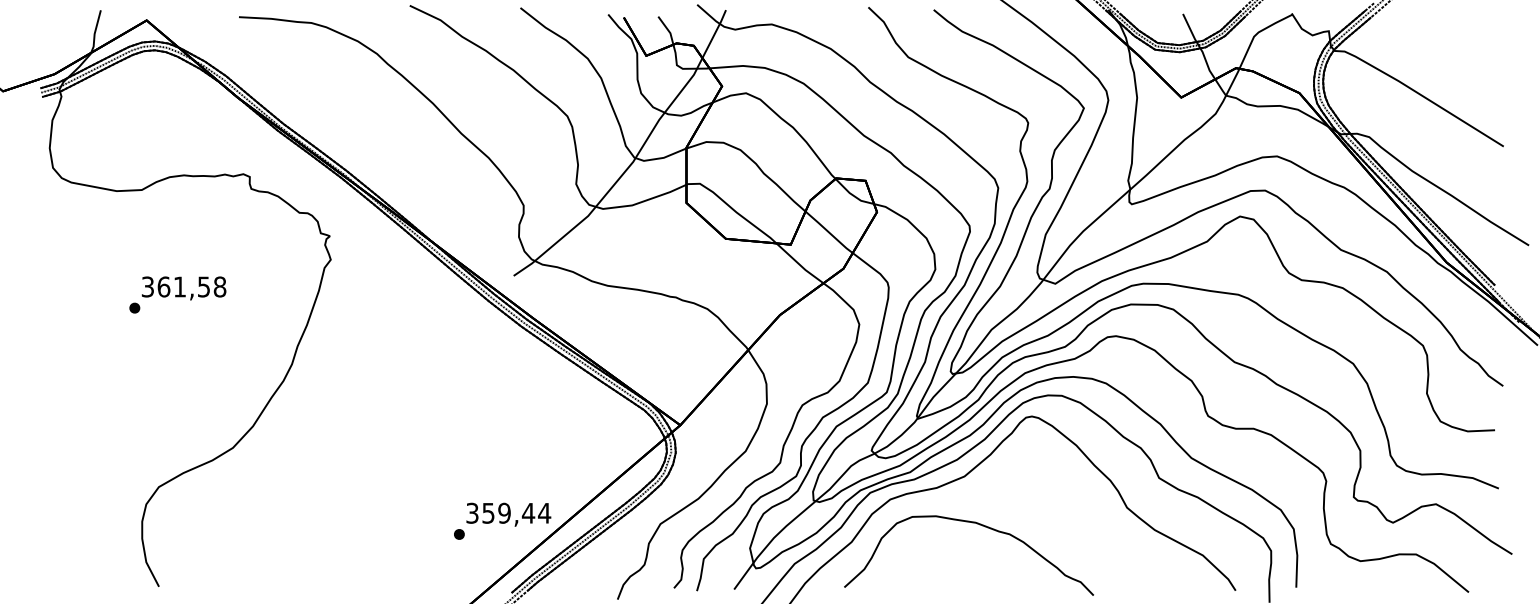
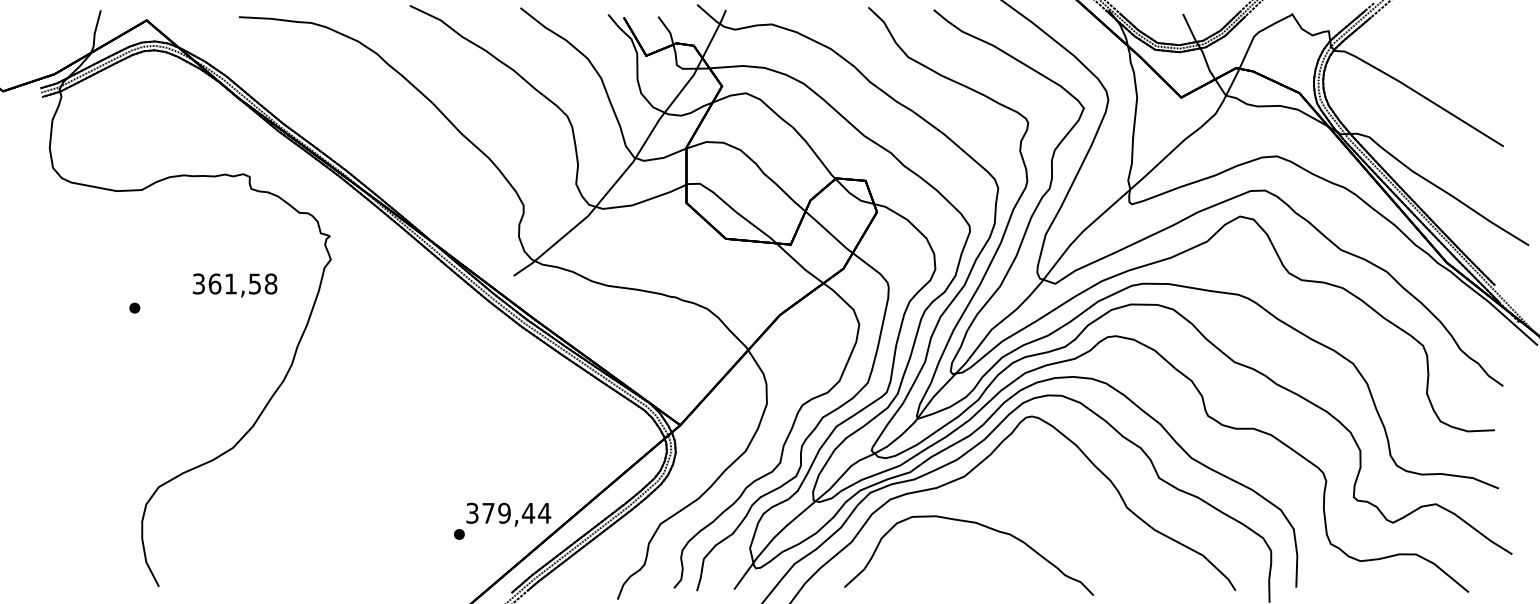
text position: (184, 288) -> (235, 285) (235, 285)
text: 359,44 -> 379,44 (488, 513)
